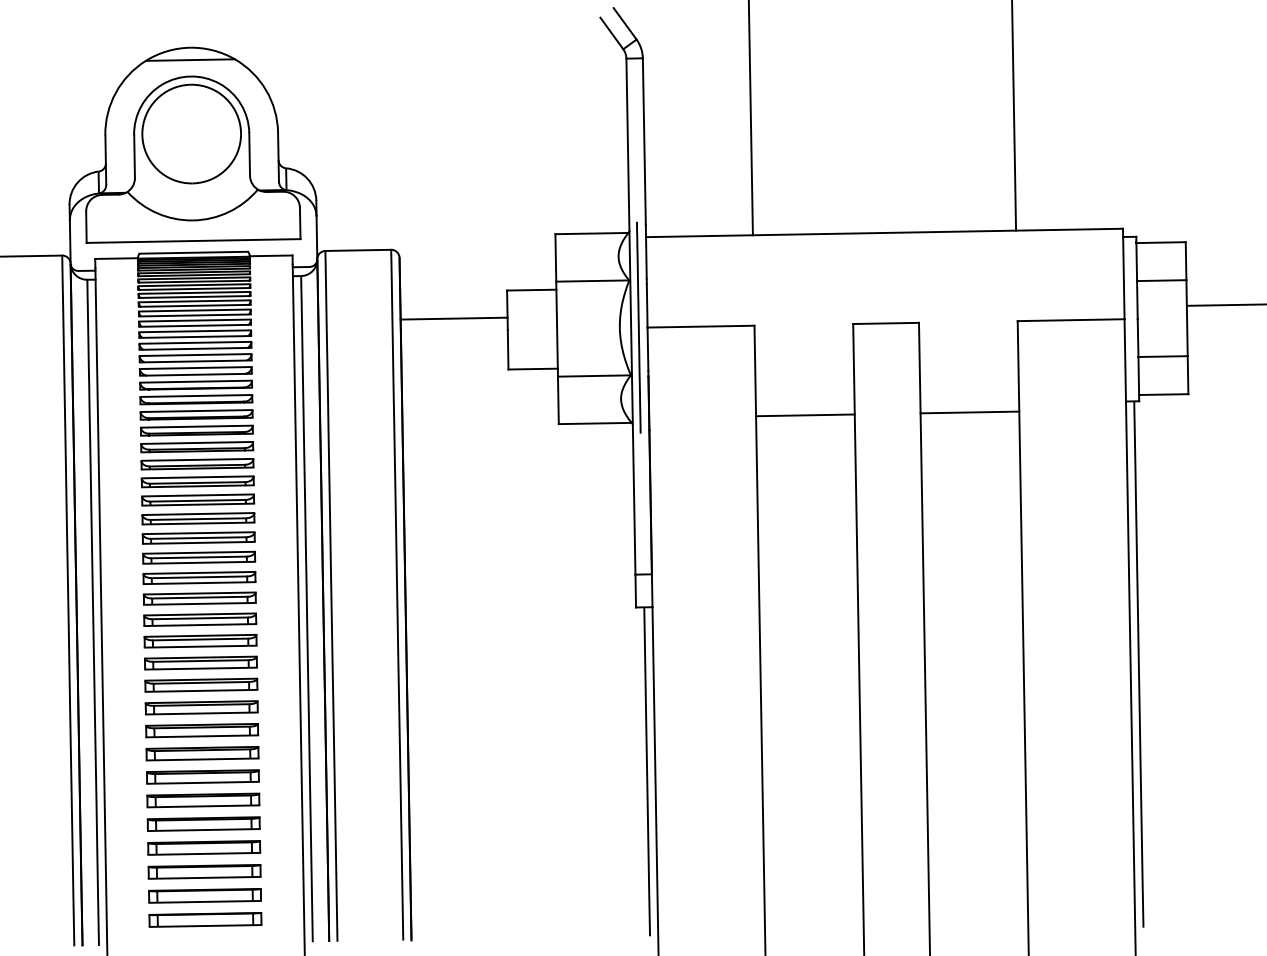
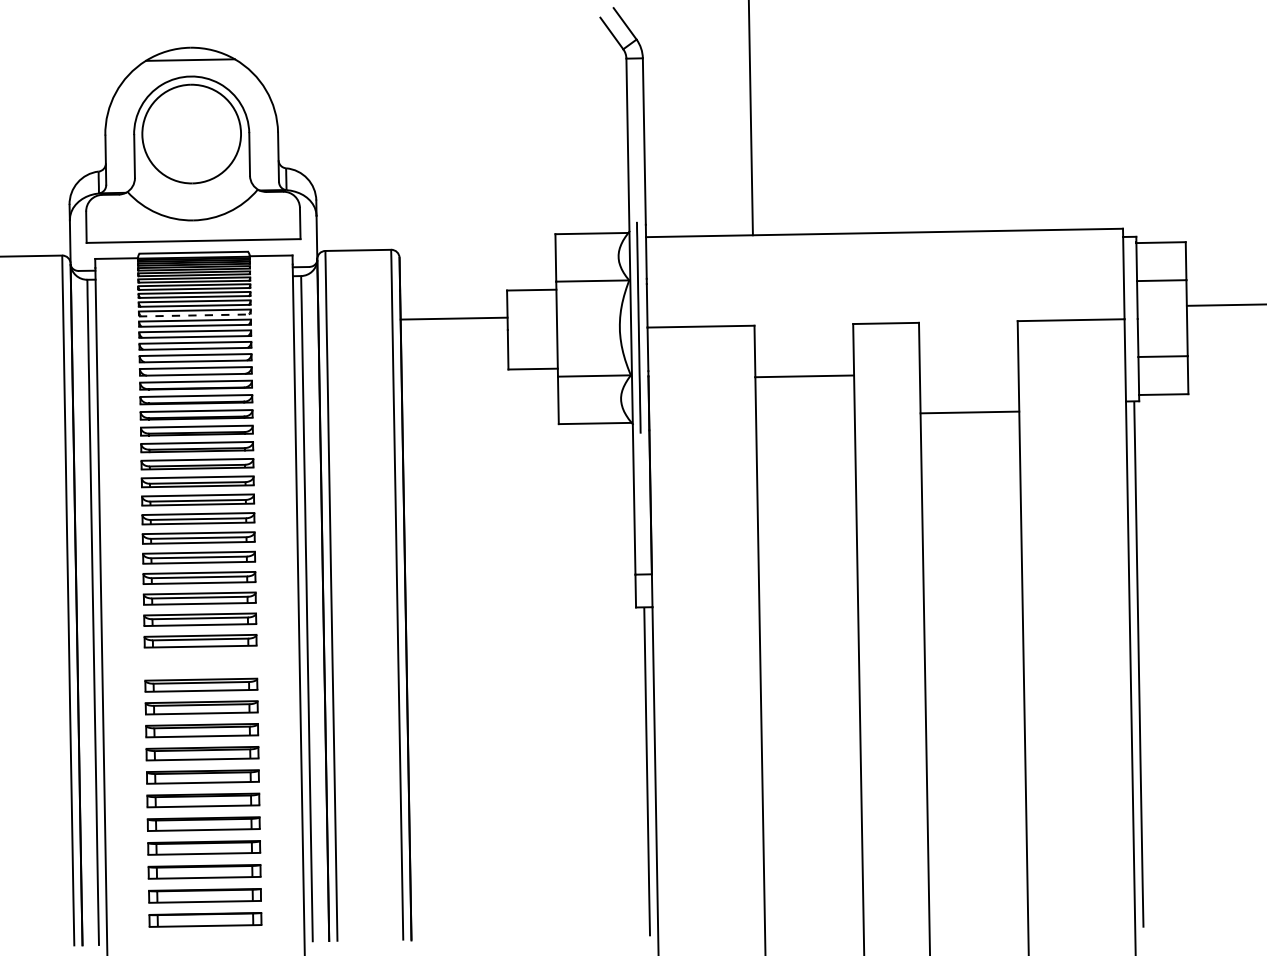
line: present -> none (1014, 116)
line: solid -> dashed (194, 315)
line position: (805, 415) -> (804, 376) (804, 376)
part: present -> none (200, 662)
